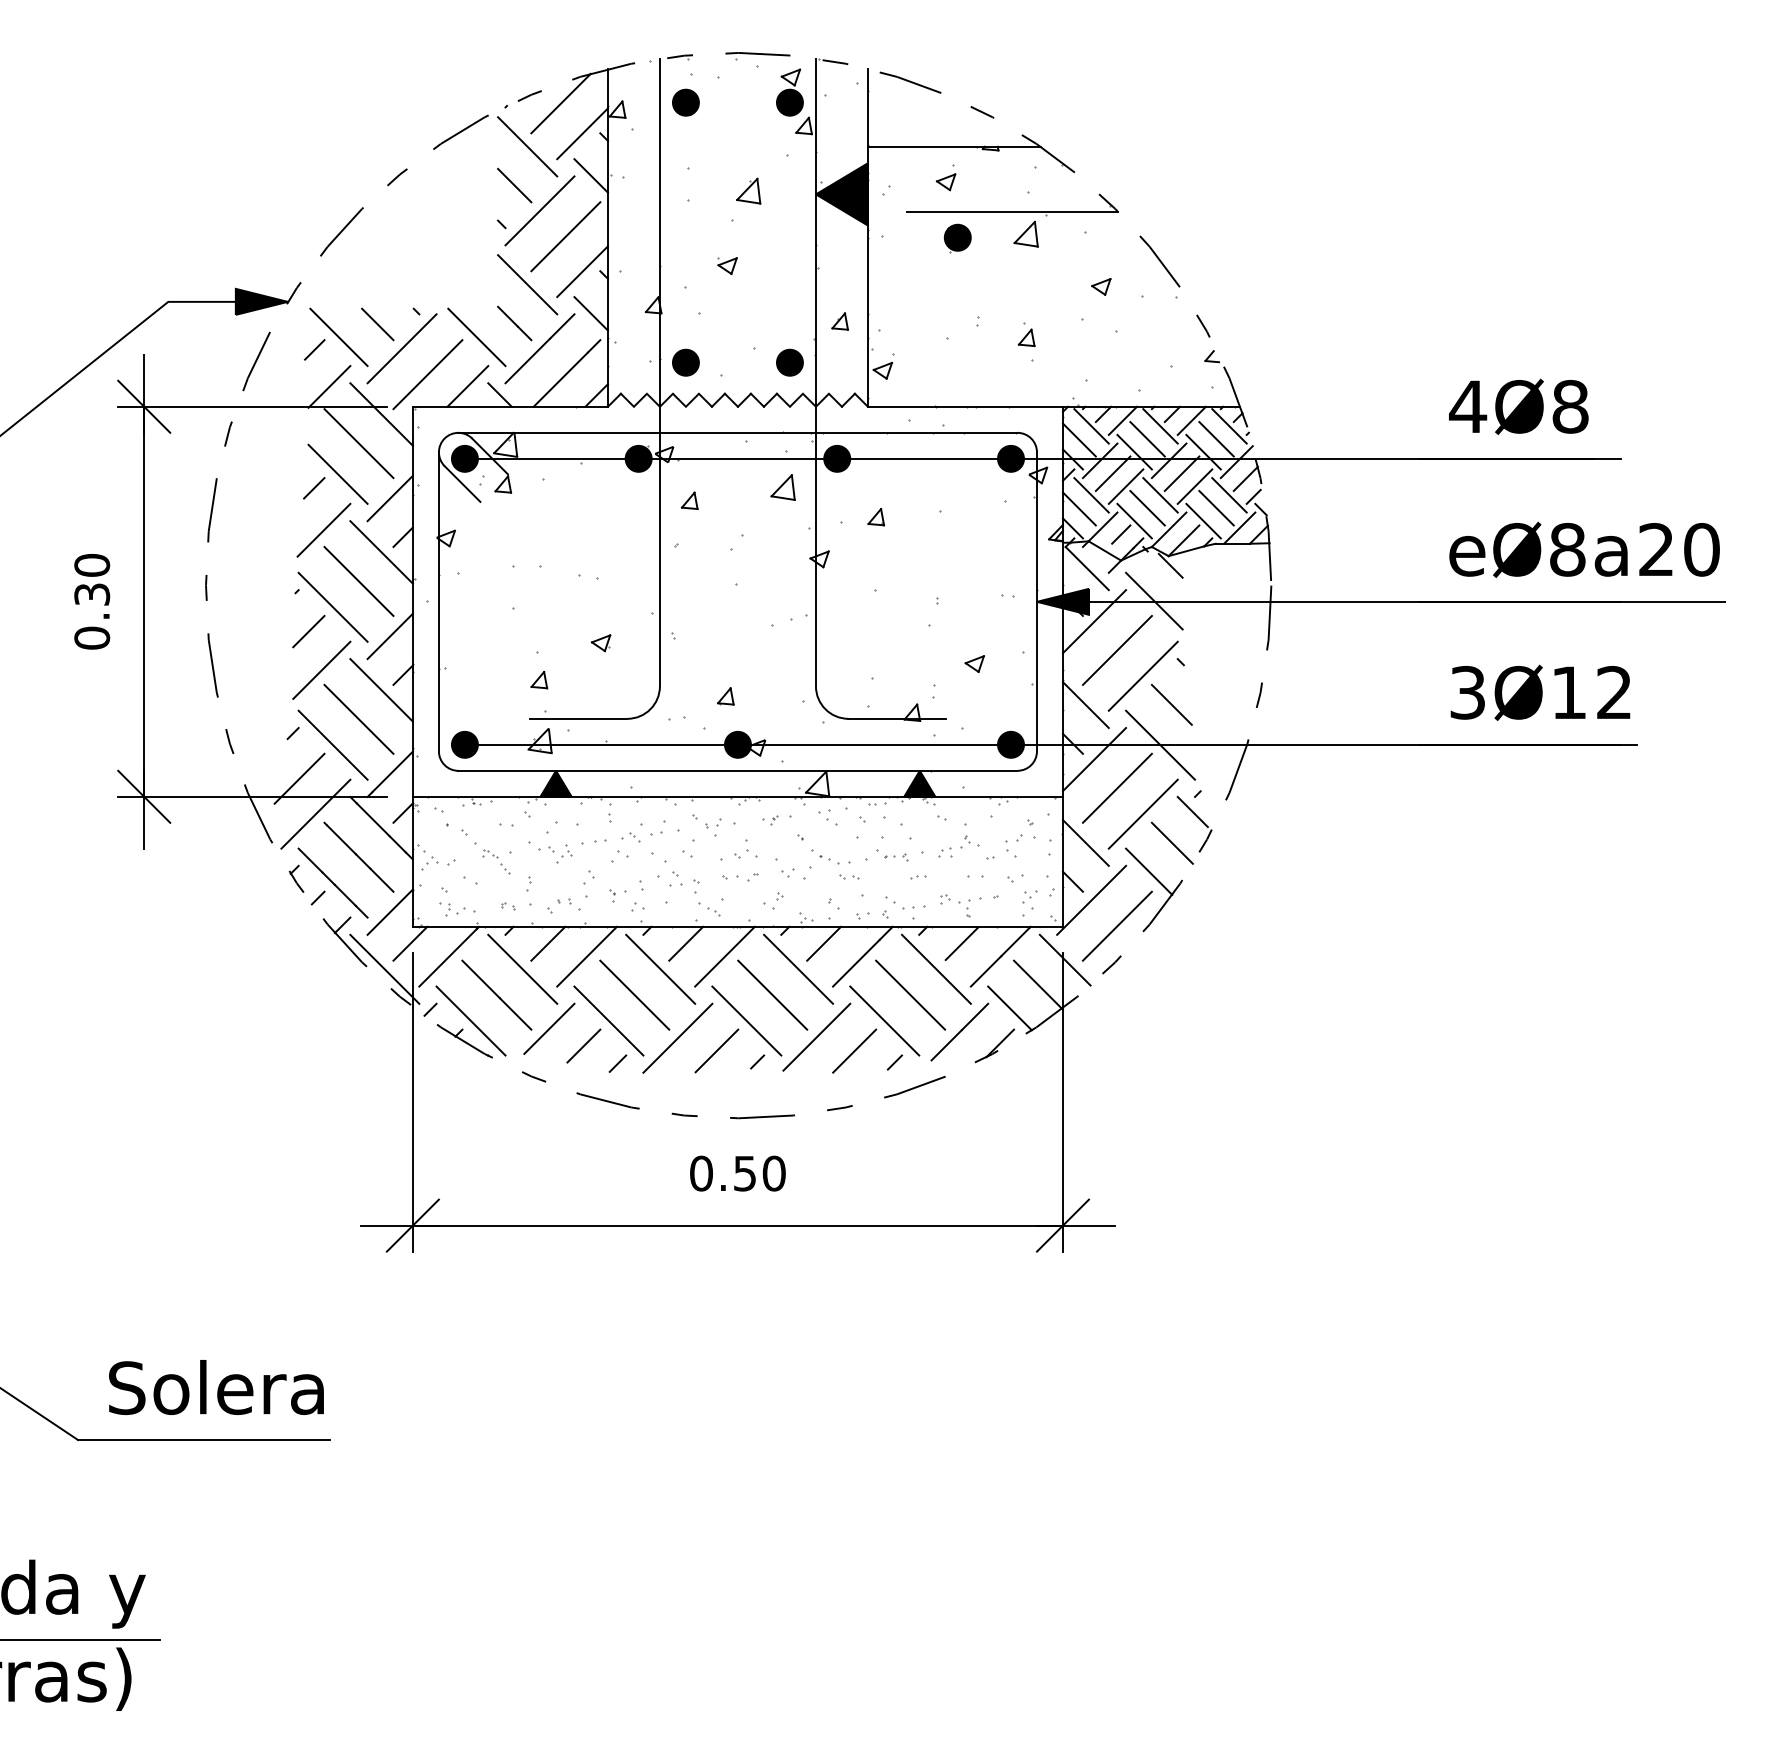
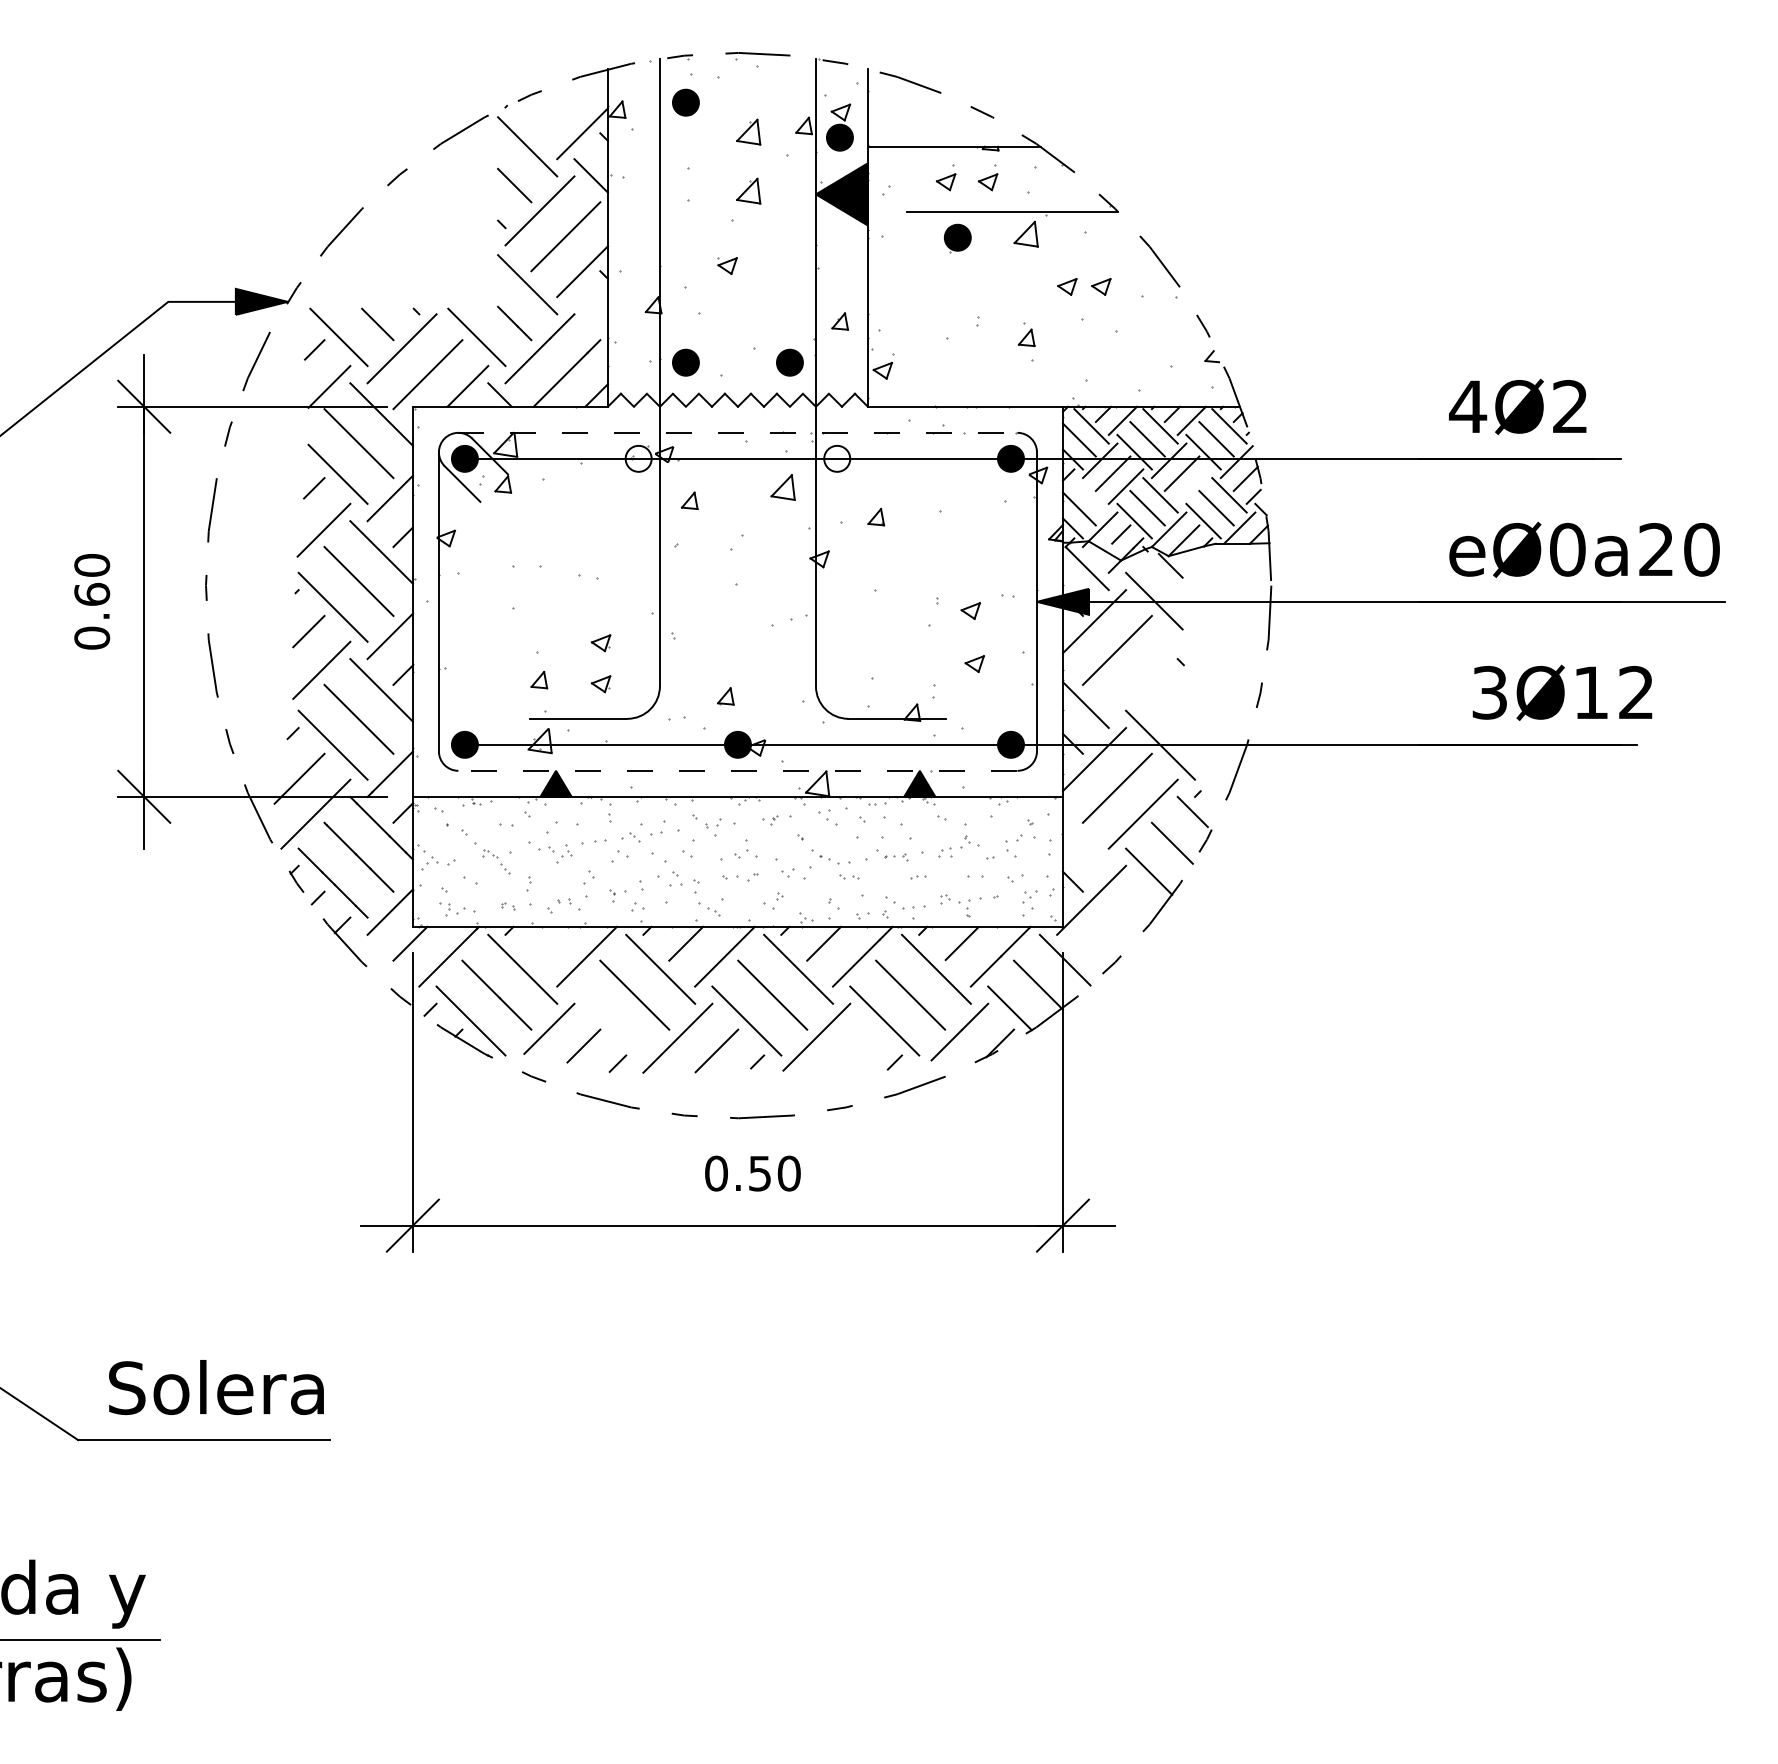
part position: (789, 92) -> (839, 127) (839, 127)
line: present -> none (560, 103)
part: none -> present (748, 131)
part: none -> present (988, 177)
part: none -> present (1067, 286)
line: present -> none (590, 313)
text: 4Ø8 -> 4Ø2 (1570, 406)
line: solid -> dashed (737, 432)
fill: present -> none (638, 458)
fill: present -> none (837, 458)
line: present -> none (1194, 486)
line: present -> none (1091, 495)
text: eØ8a20 -> eØ0a20 (1567, 549)
text: 0.30 -> 0.60 (92, 593)
part: none -> present (970, 610)
line: present -> none (1142, 675)
part: none -> present (600, 684)
text position: (1540, 692) -> (1562, 692) (1562, 692)
line: present -> none (1171, 704)
line: solid -> dashed (737, 770)
line: present -> none (1085, 842)
line: present -> none (1116, 925)
line: present -> none (548, 943)
line: present -> none (384, 968)
line: present -> none (608, 1020)
line: present -> none (854, 1050)
text position: (737, 1173) -> (752, 1173) (752, 1173)
